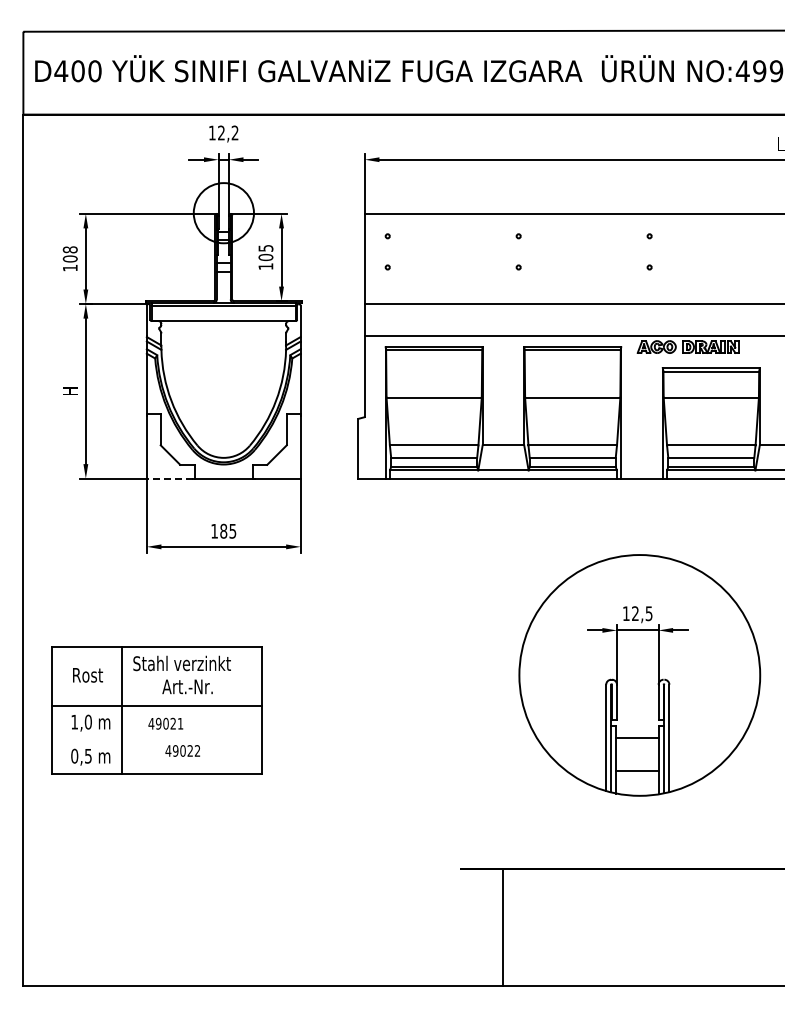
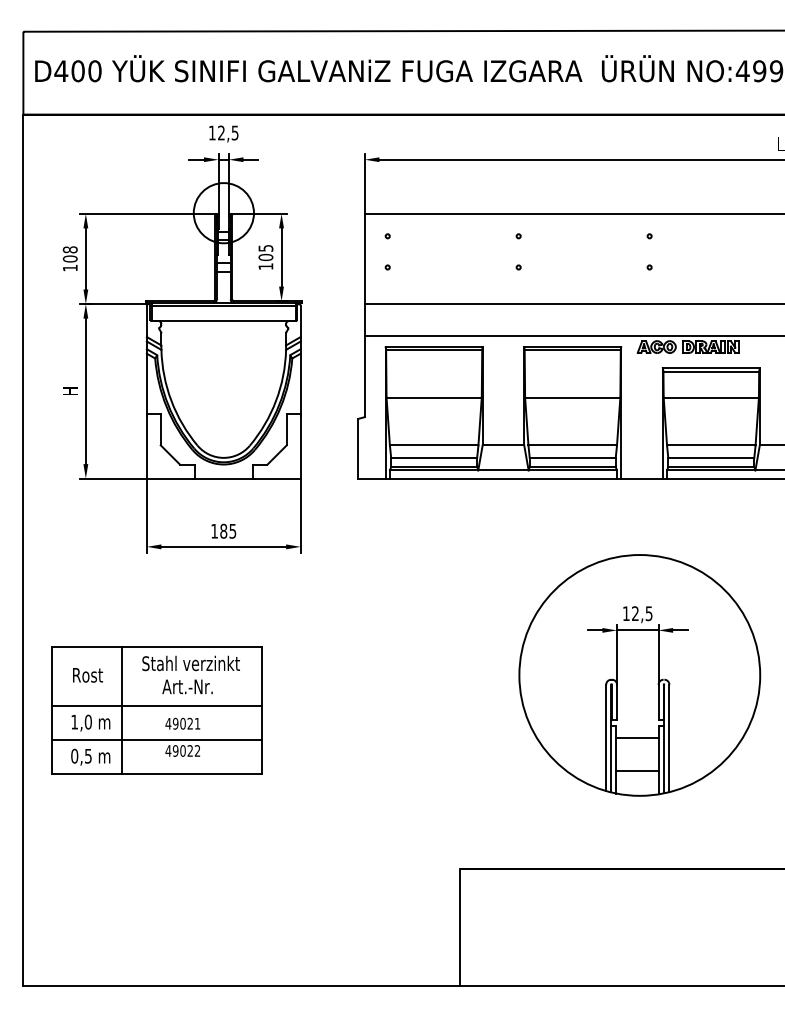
text: 12,2 -> 12,5 (234, 132)
line: dashed -> solid (169, 478)
text position: (181, 663) -> (190, 663) (190, 663)
text position: (165, 723) -> (182, 723) (182, 723)
line: none -> present (156, 739)
line position: (502, 927) -> (459, 927) (459, 927)
